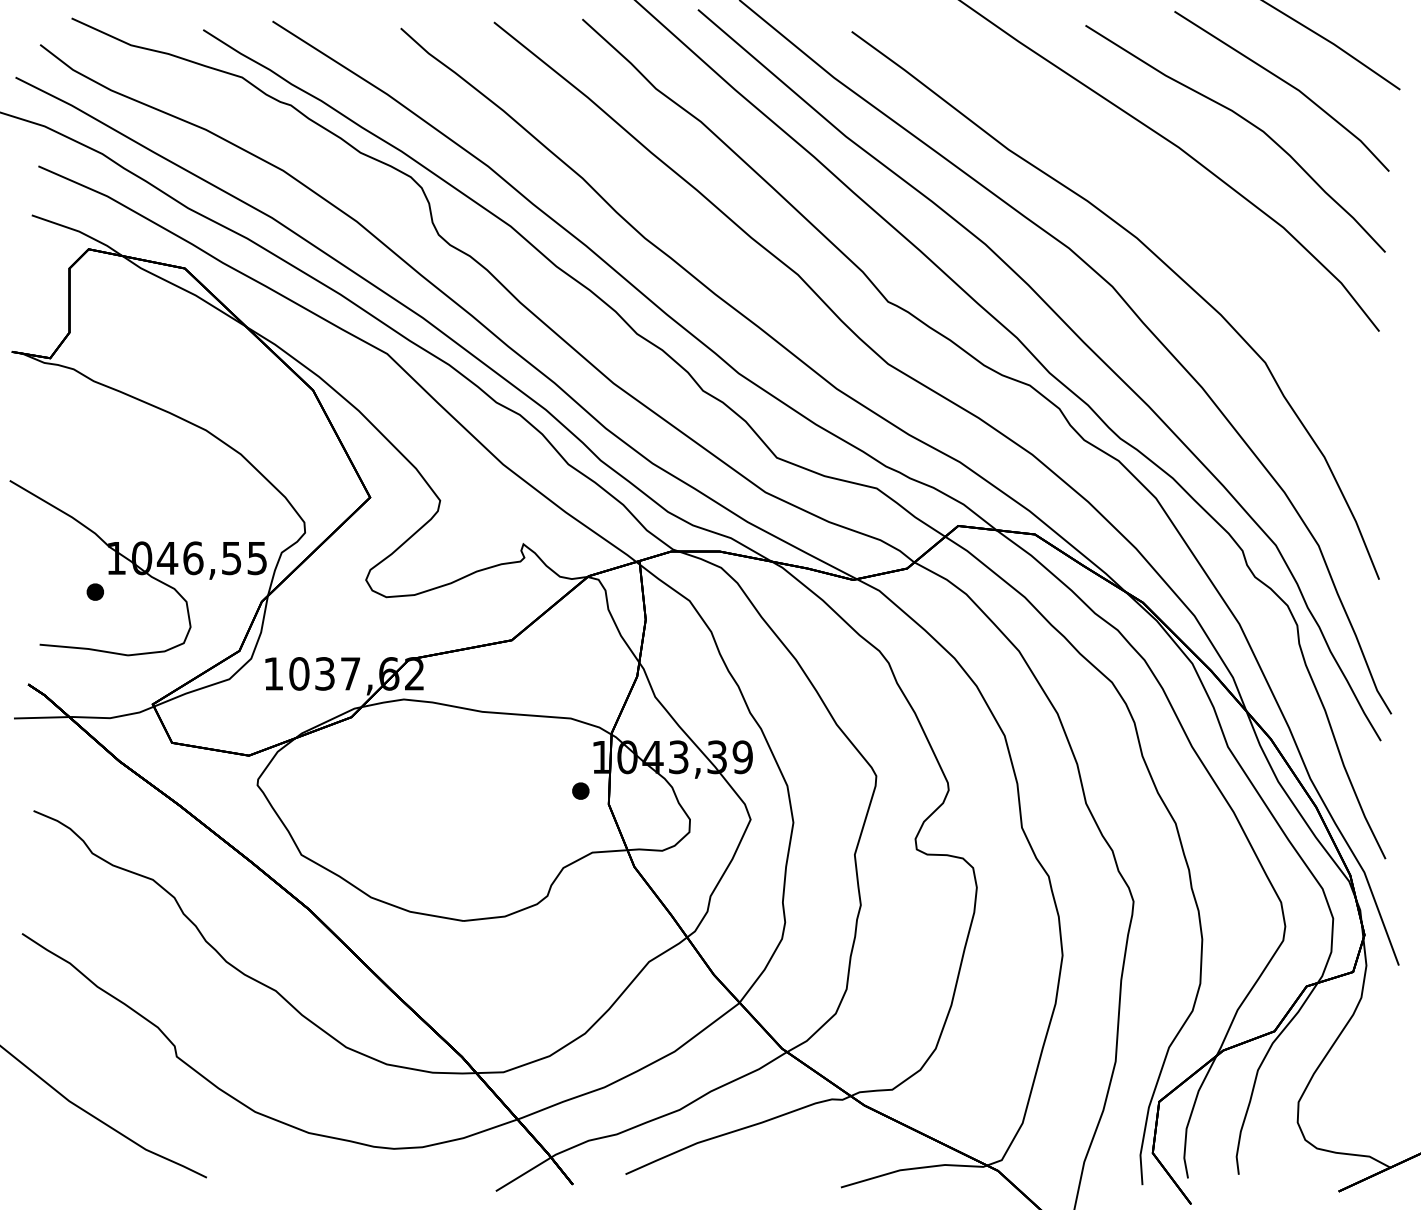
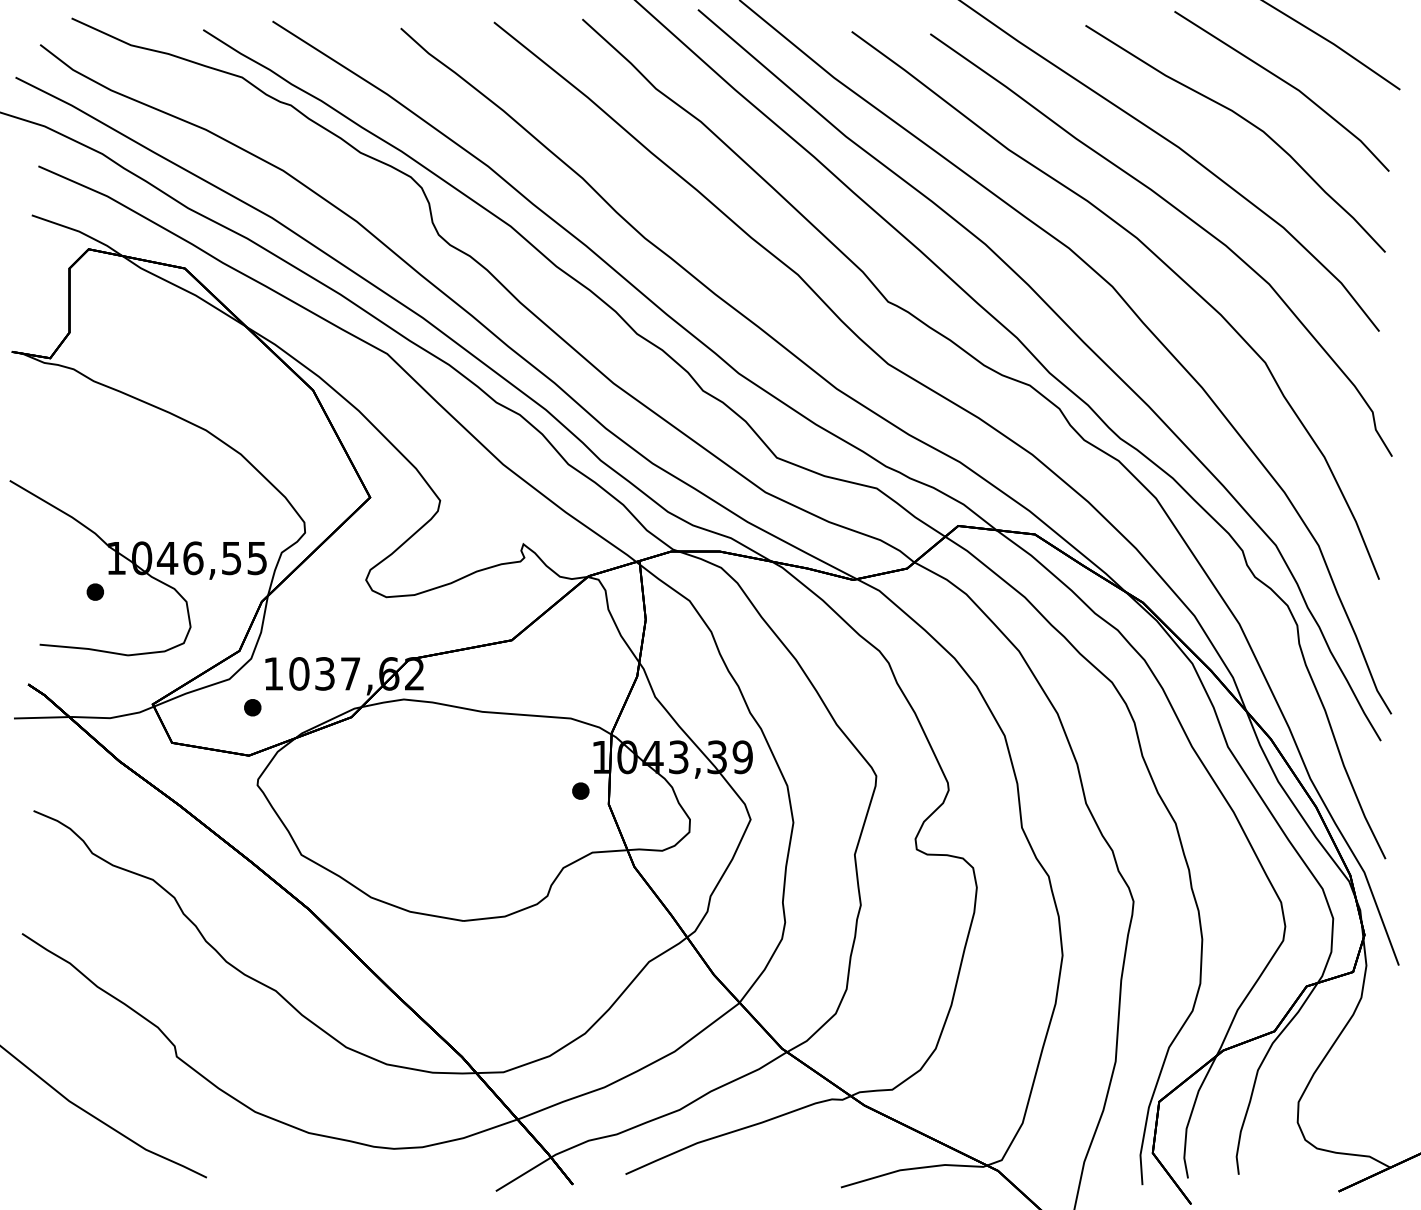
curve: none -> present (1183, 215)
part: none -> present (252, 707)
